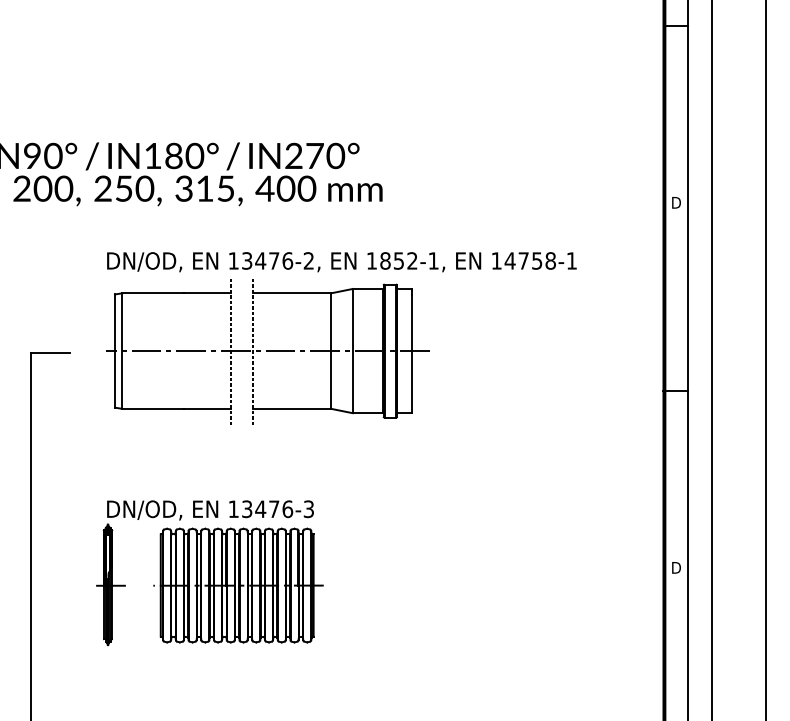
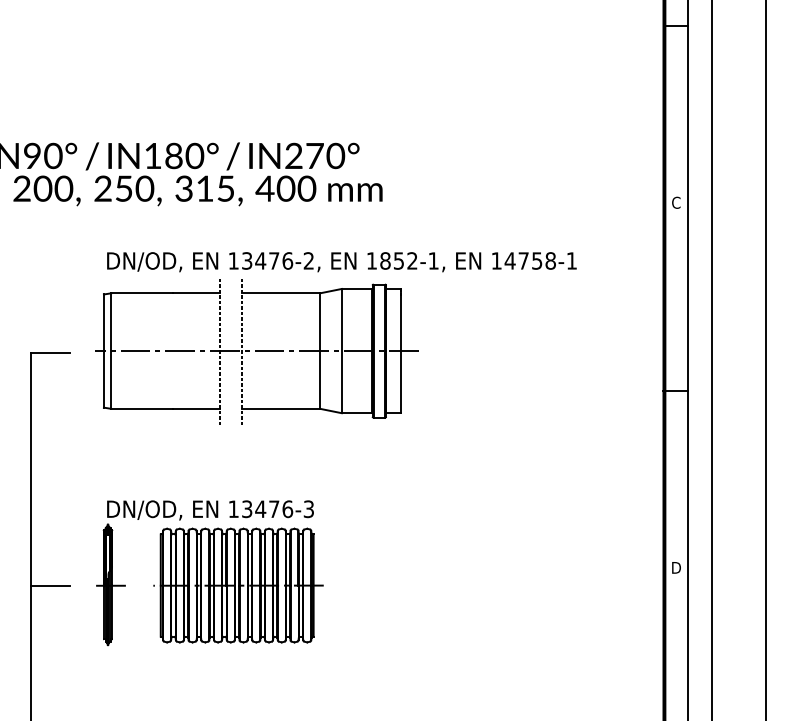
text: D -> C (676, 202)
part position: (267, 351) -> (256, 351) (256, 351)
line: none -> present (50, 585)
